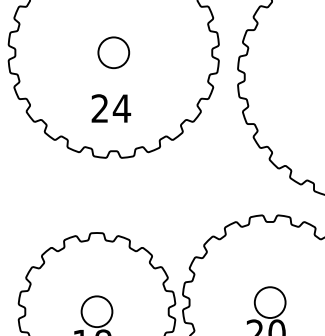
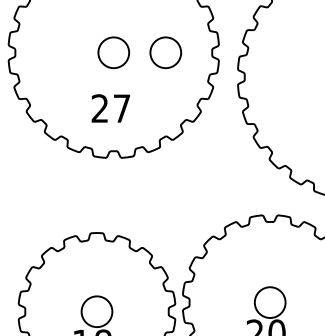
circle: none -> present (165, 52)
text: 24 -> 27 (121, 108)
